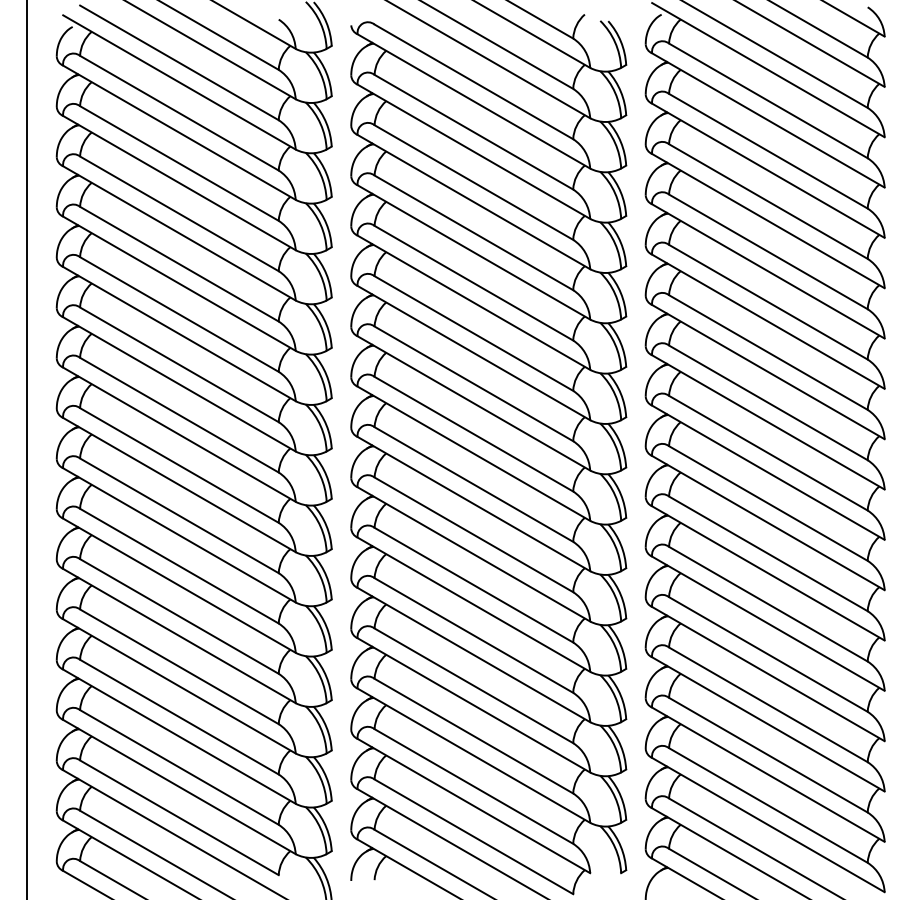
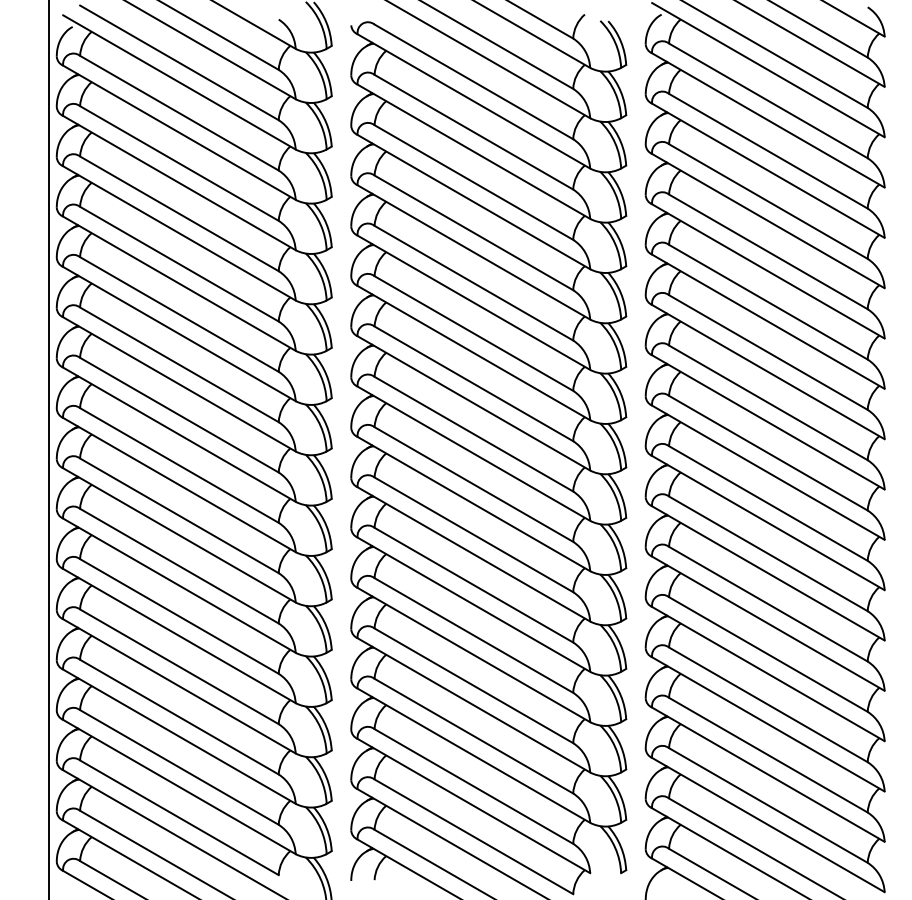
line position: (27, 449) -> (49, 449) (49, 449)
